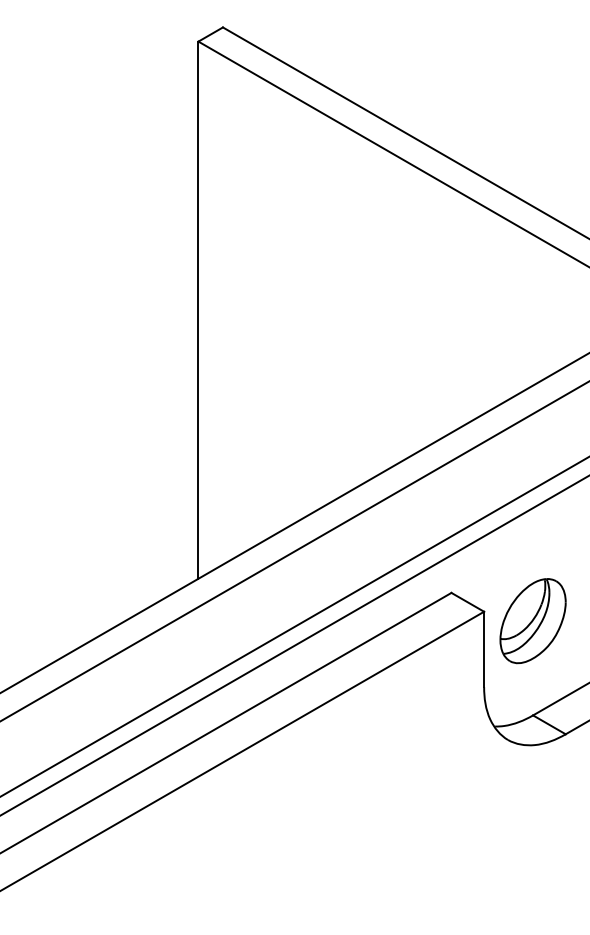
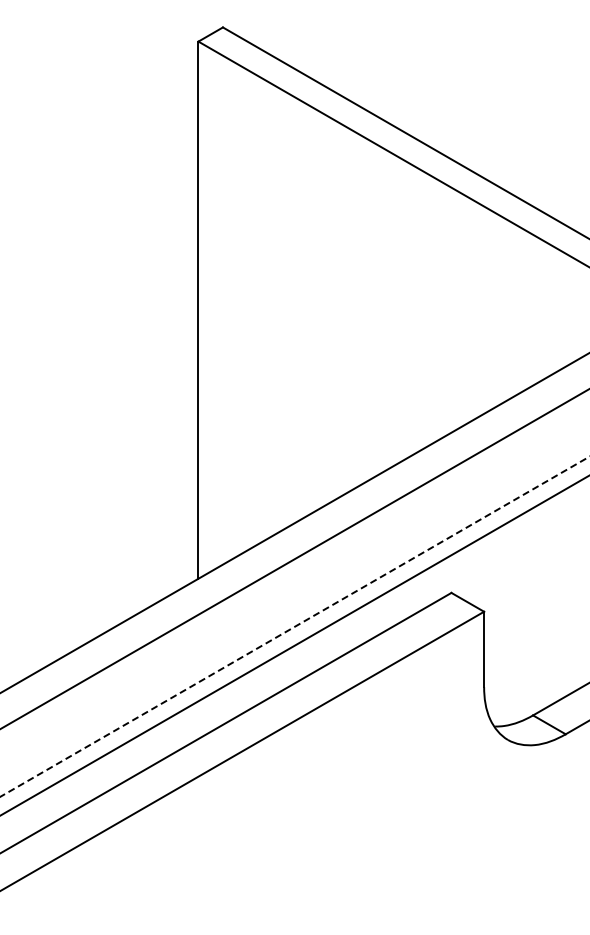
line position: (294, 551) -> (294, 558) (294, 558)
part: present -> none (532, 621)
line: solid -> dashed (295, 626)
